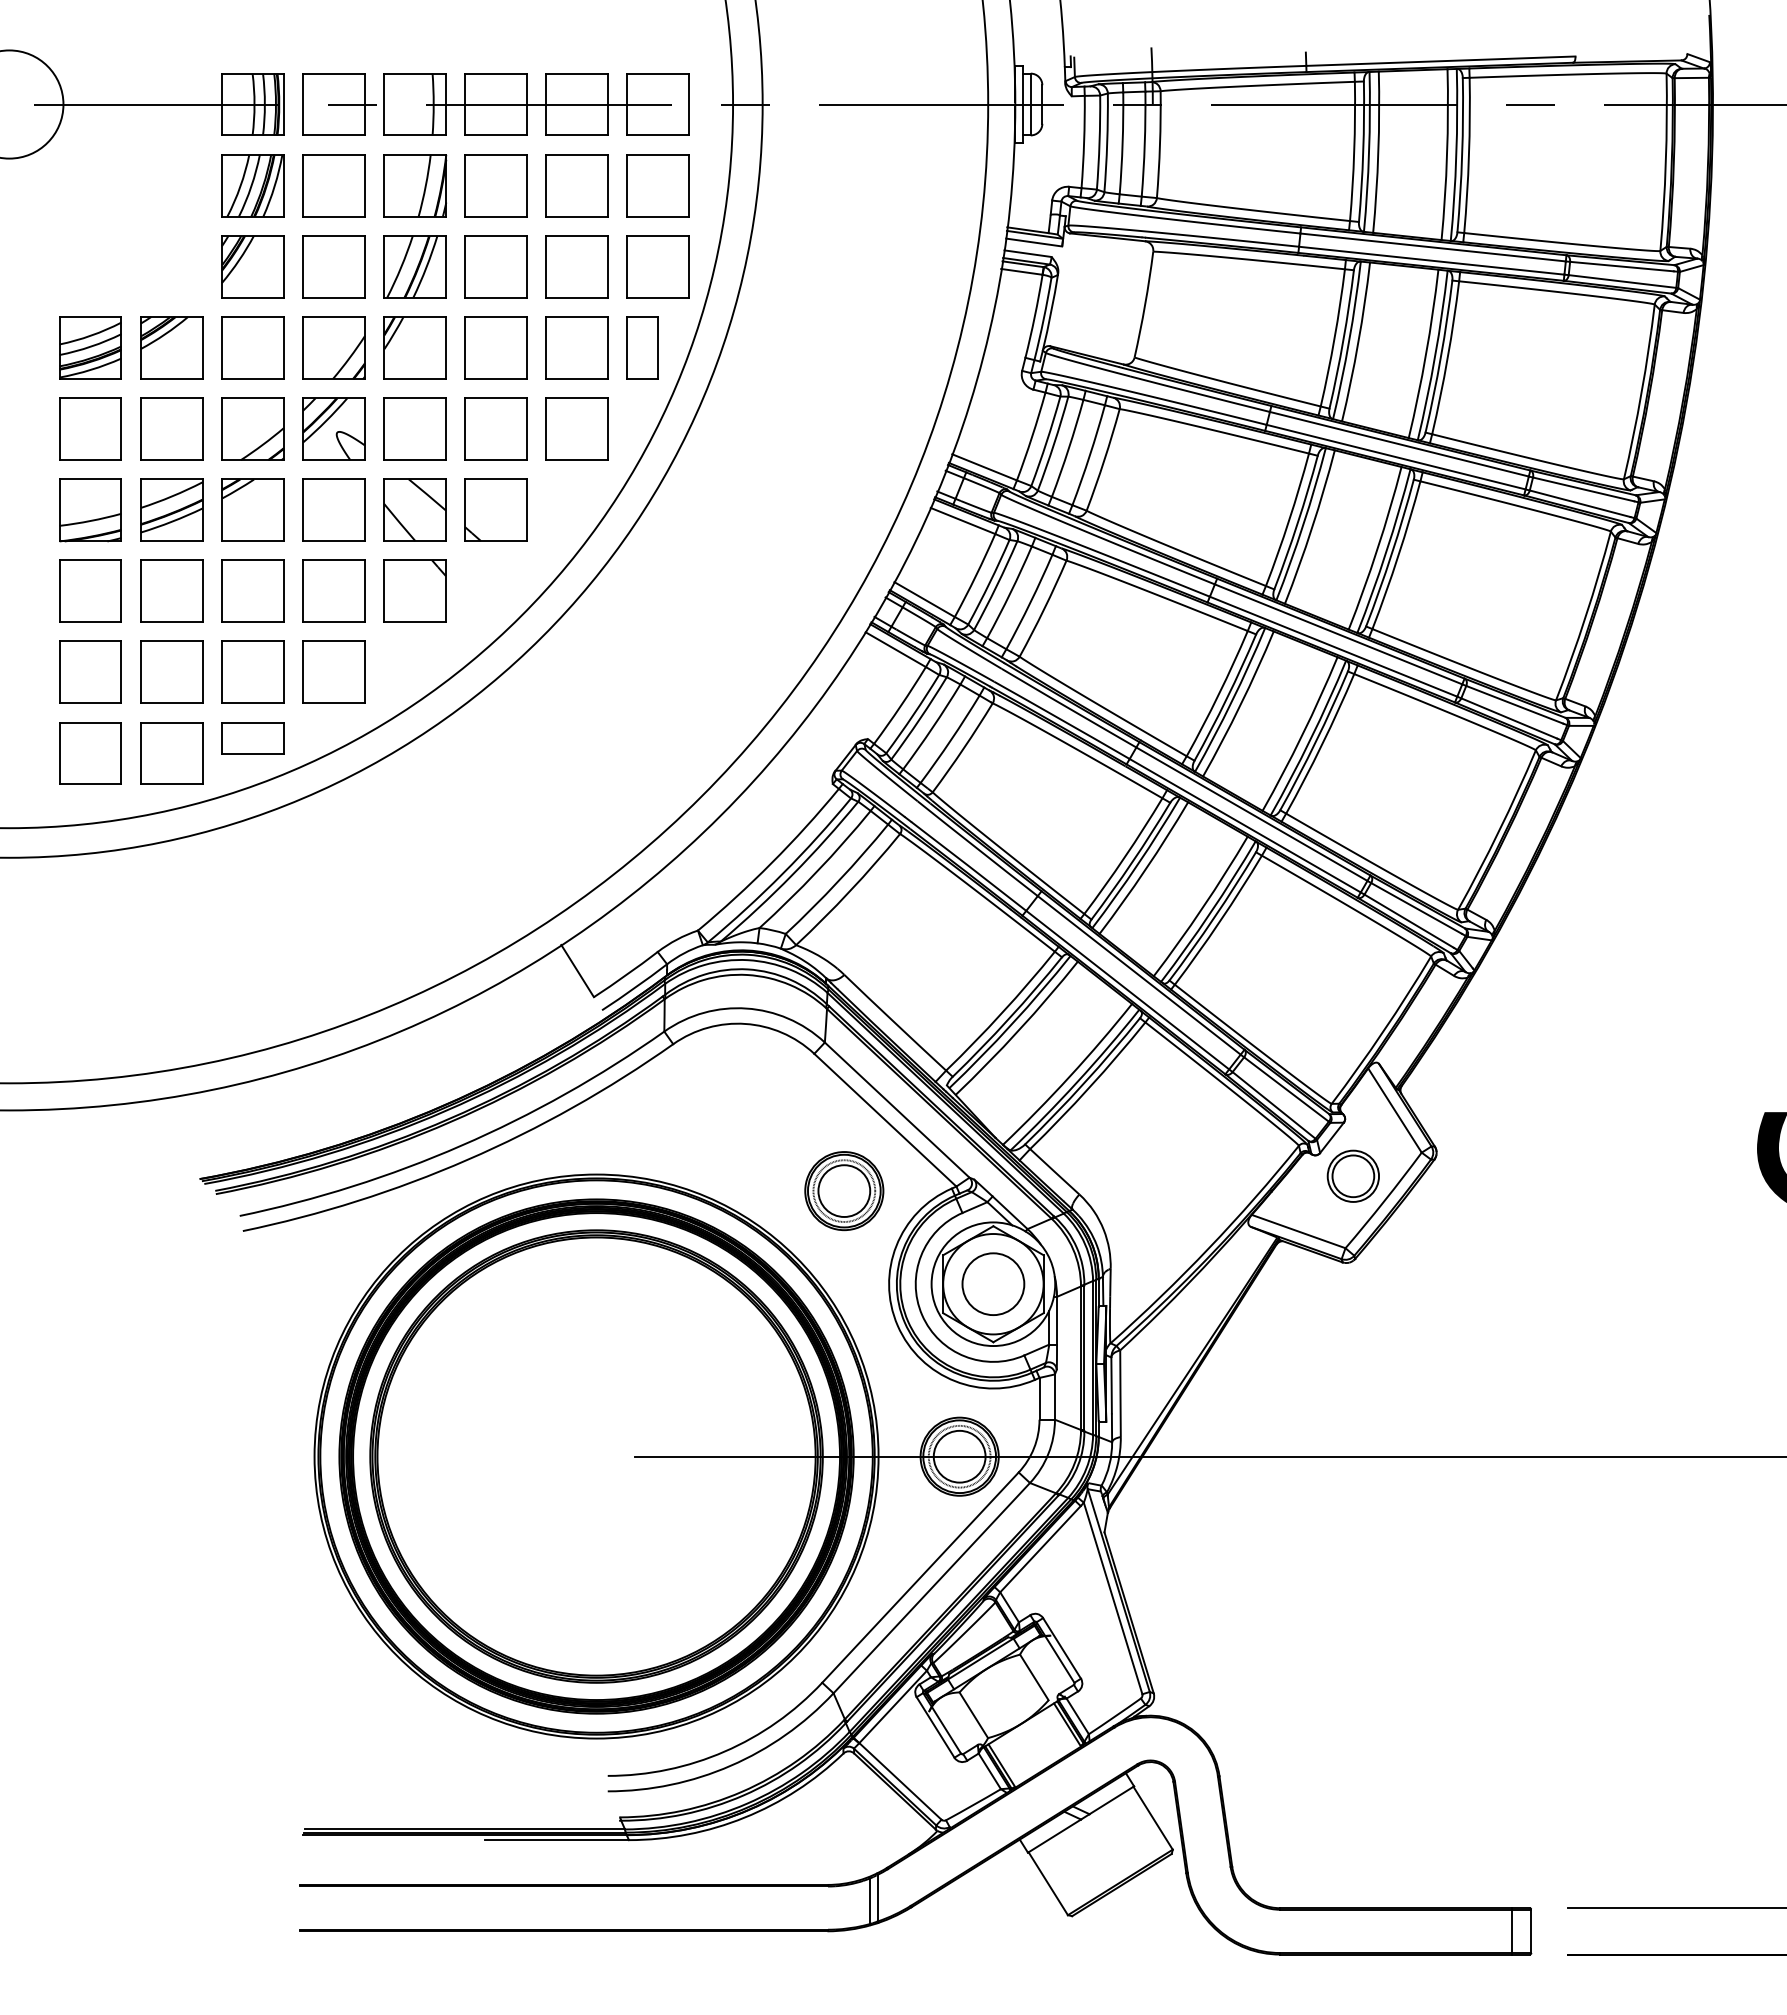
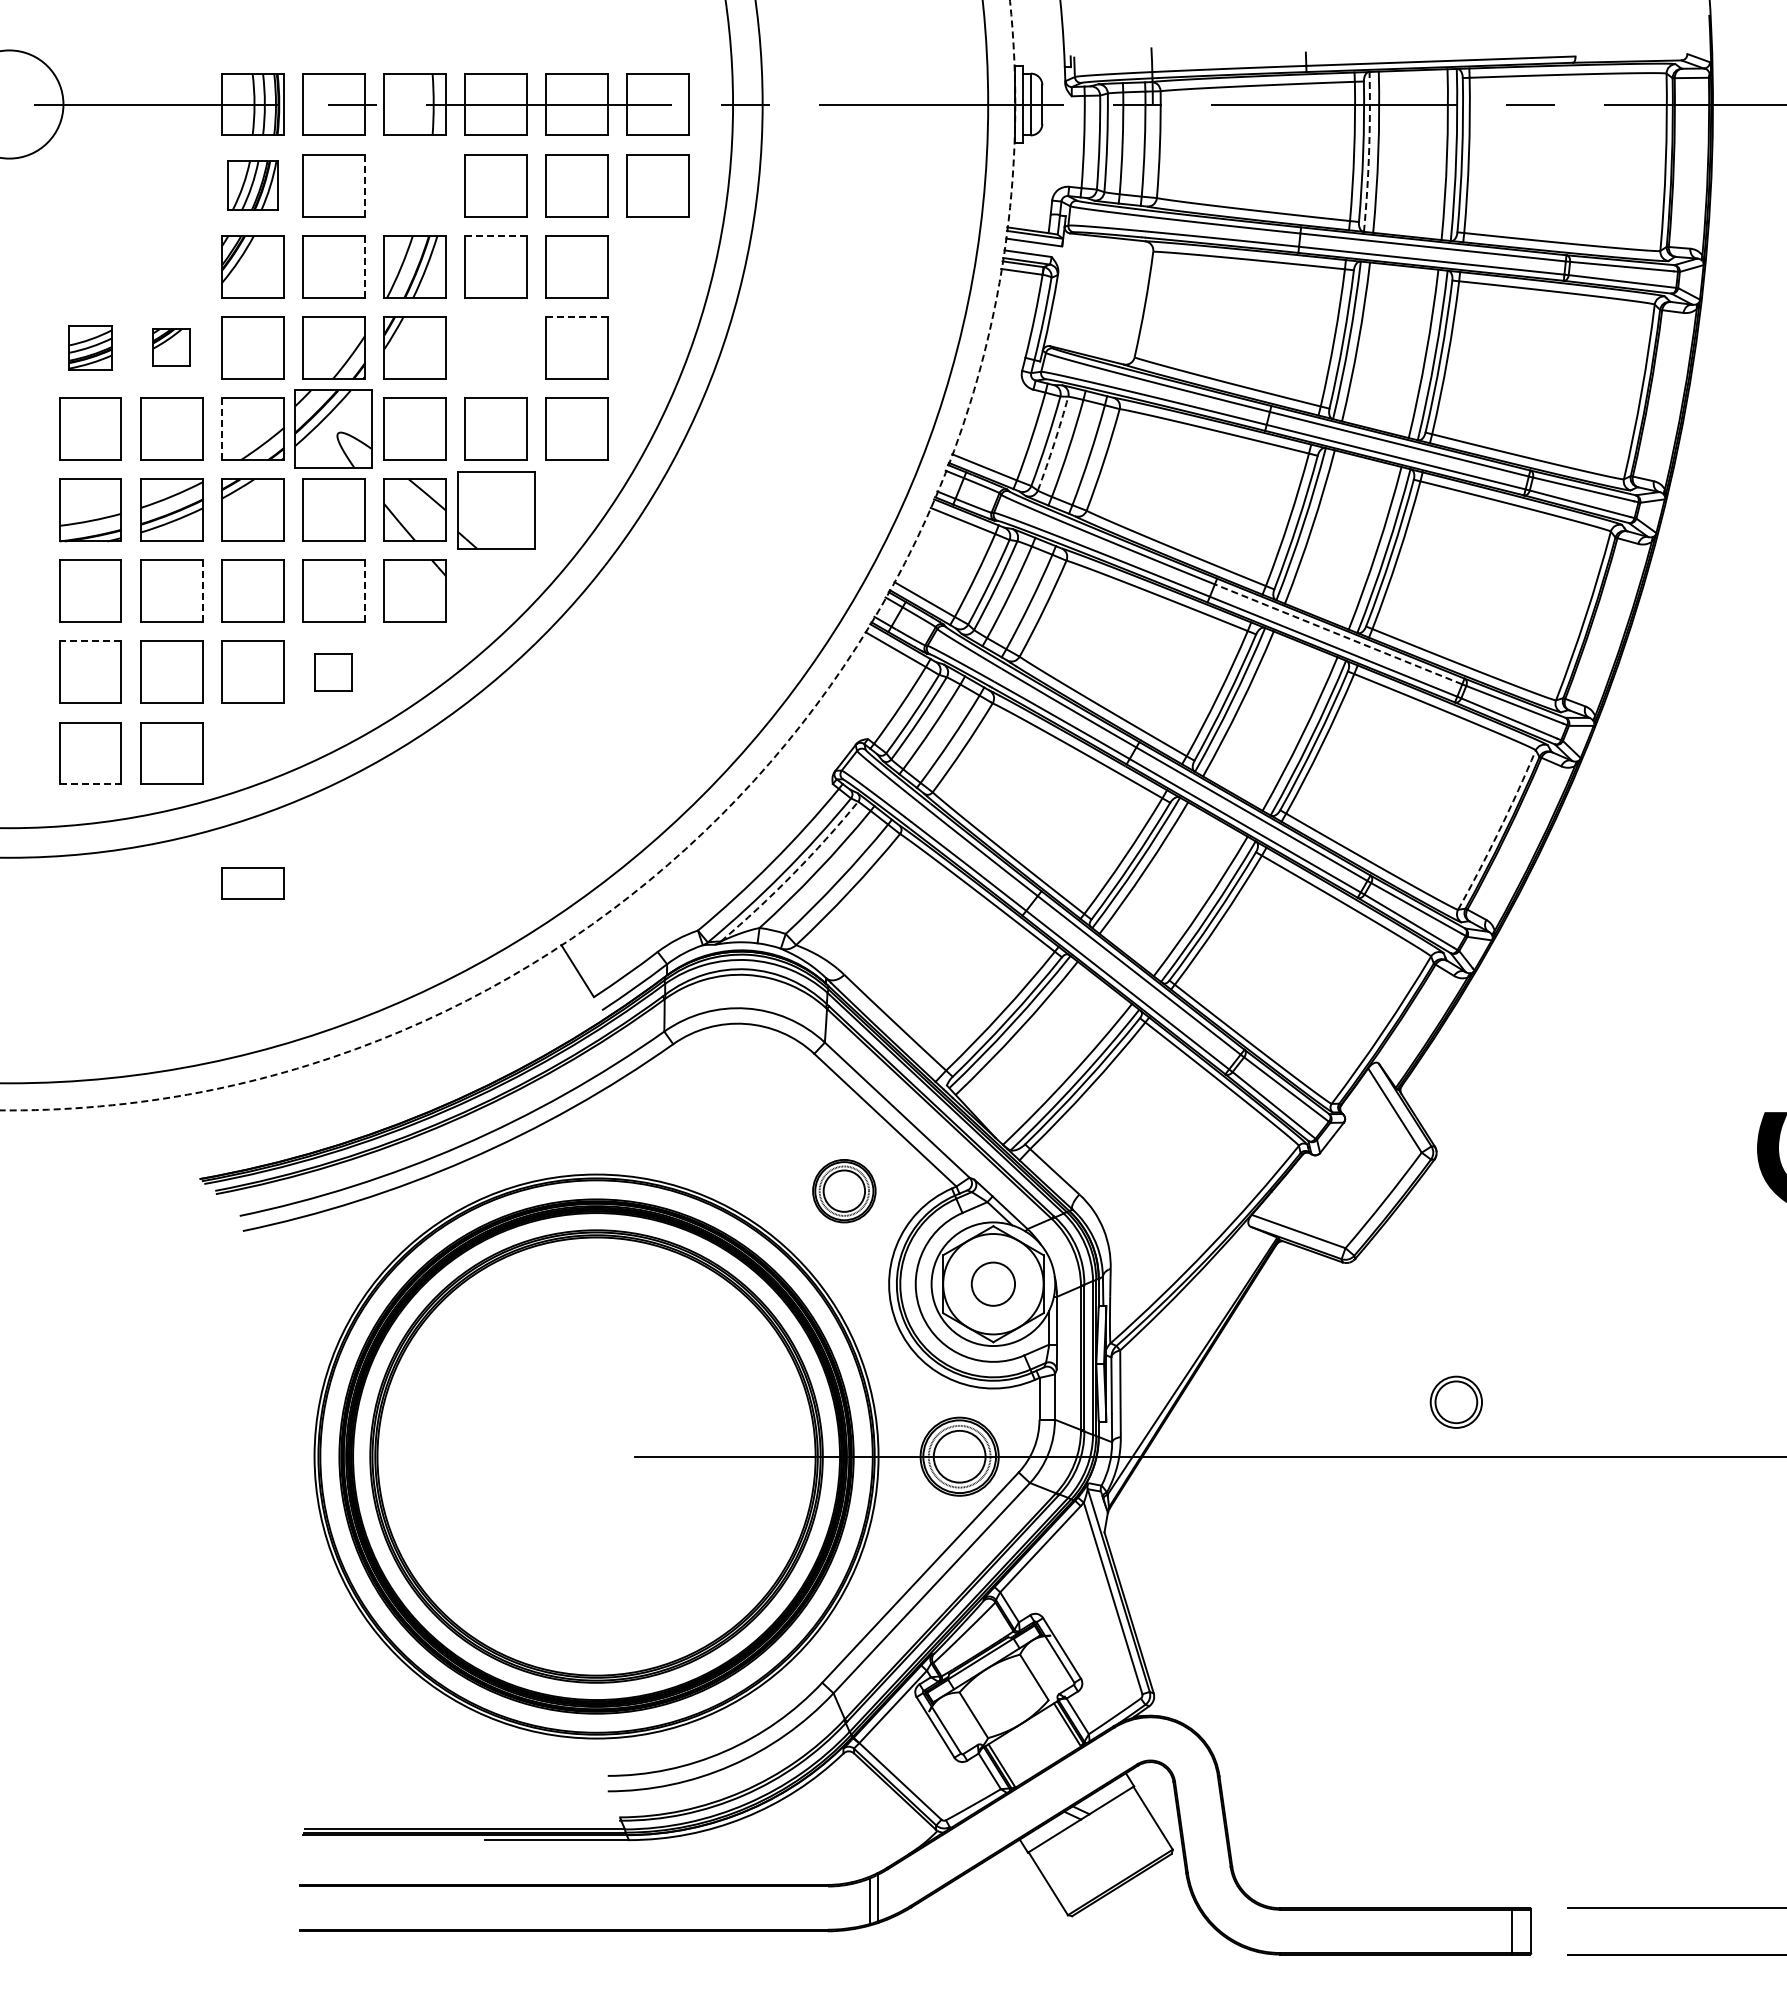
arc: solid -> dashed (1369, 152)
part size: 64x64 px -> 52x51 px (252, 185)
line: solid -> dashed (364, 185)
part: present -> none (415, 185)
line: solid -> dashed (496, 235)
line: solid -> dashed (364, 266)
part: present -> none (657, 266)
line: solid -> dashed (577, 316)
part size: 63x64 px -> 45x46 px (90, 347)
part size: 64x64 px -> 39x39 px (171, 347)
part: present -> none (495, 347)
part: present -> none (642, 347)
part size: 64x64 px -> 79x80 px (333, 428)
line: solid -> dashed (221, 429)
arc: solid -> dashed (1054, 443)
part size: 64x64 px -> 79x79 px (496, 510)
circle: solid -> dashed (507, 555)
line: solid -> dashed (202, 591)
line: solid -> dashed (364, 591)
line: solid -> dashed (1338, 634)
line: solid -> dashed (90, 641)
part size: 64x64 px -> 39x39 px (333, 672)
part position: (252, 738) -> (252, 883) (252, 883)
line: solid -> dashed (90, 784)
arc: solid -> dashed (1499, 831)
arc: solid -> dashed (792, 874)
part position: (1352, 1175) -> (1455, 1401) (1455, 1401)
part size: 81x81 px -> 65x65 px (844, 1191)
circle diameter: 62 px -> 43 px (993, 1283)
